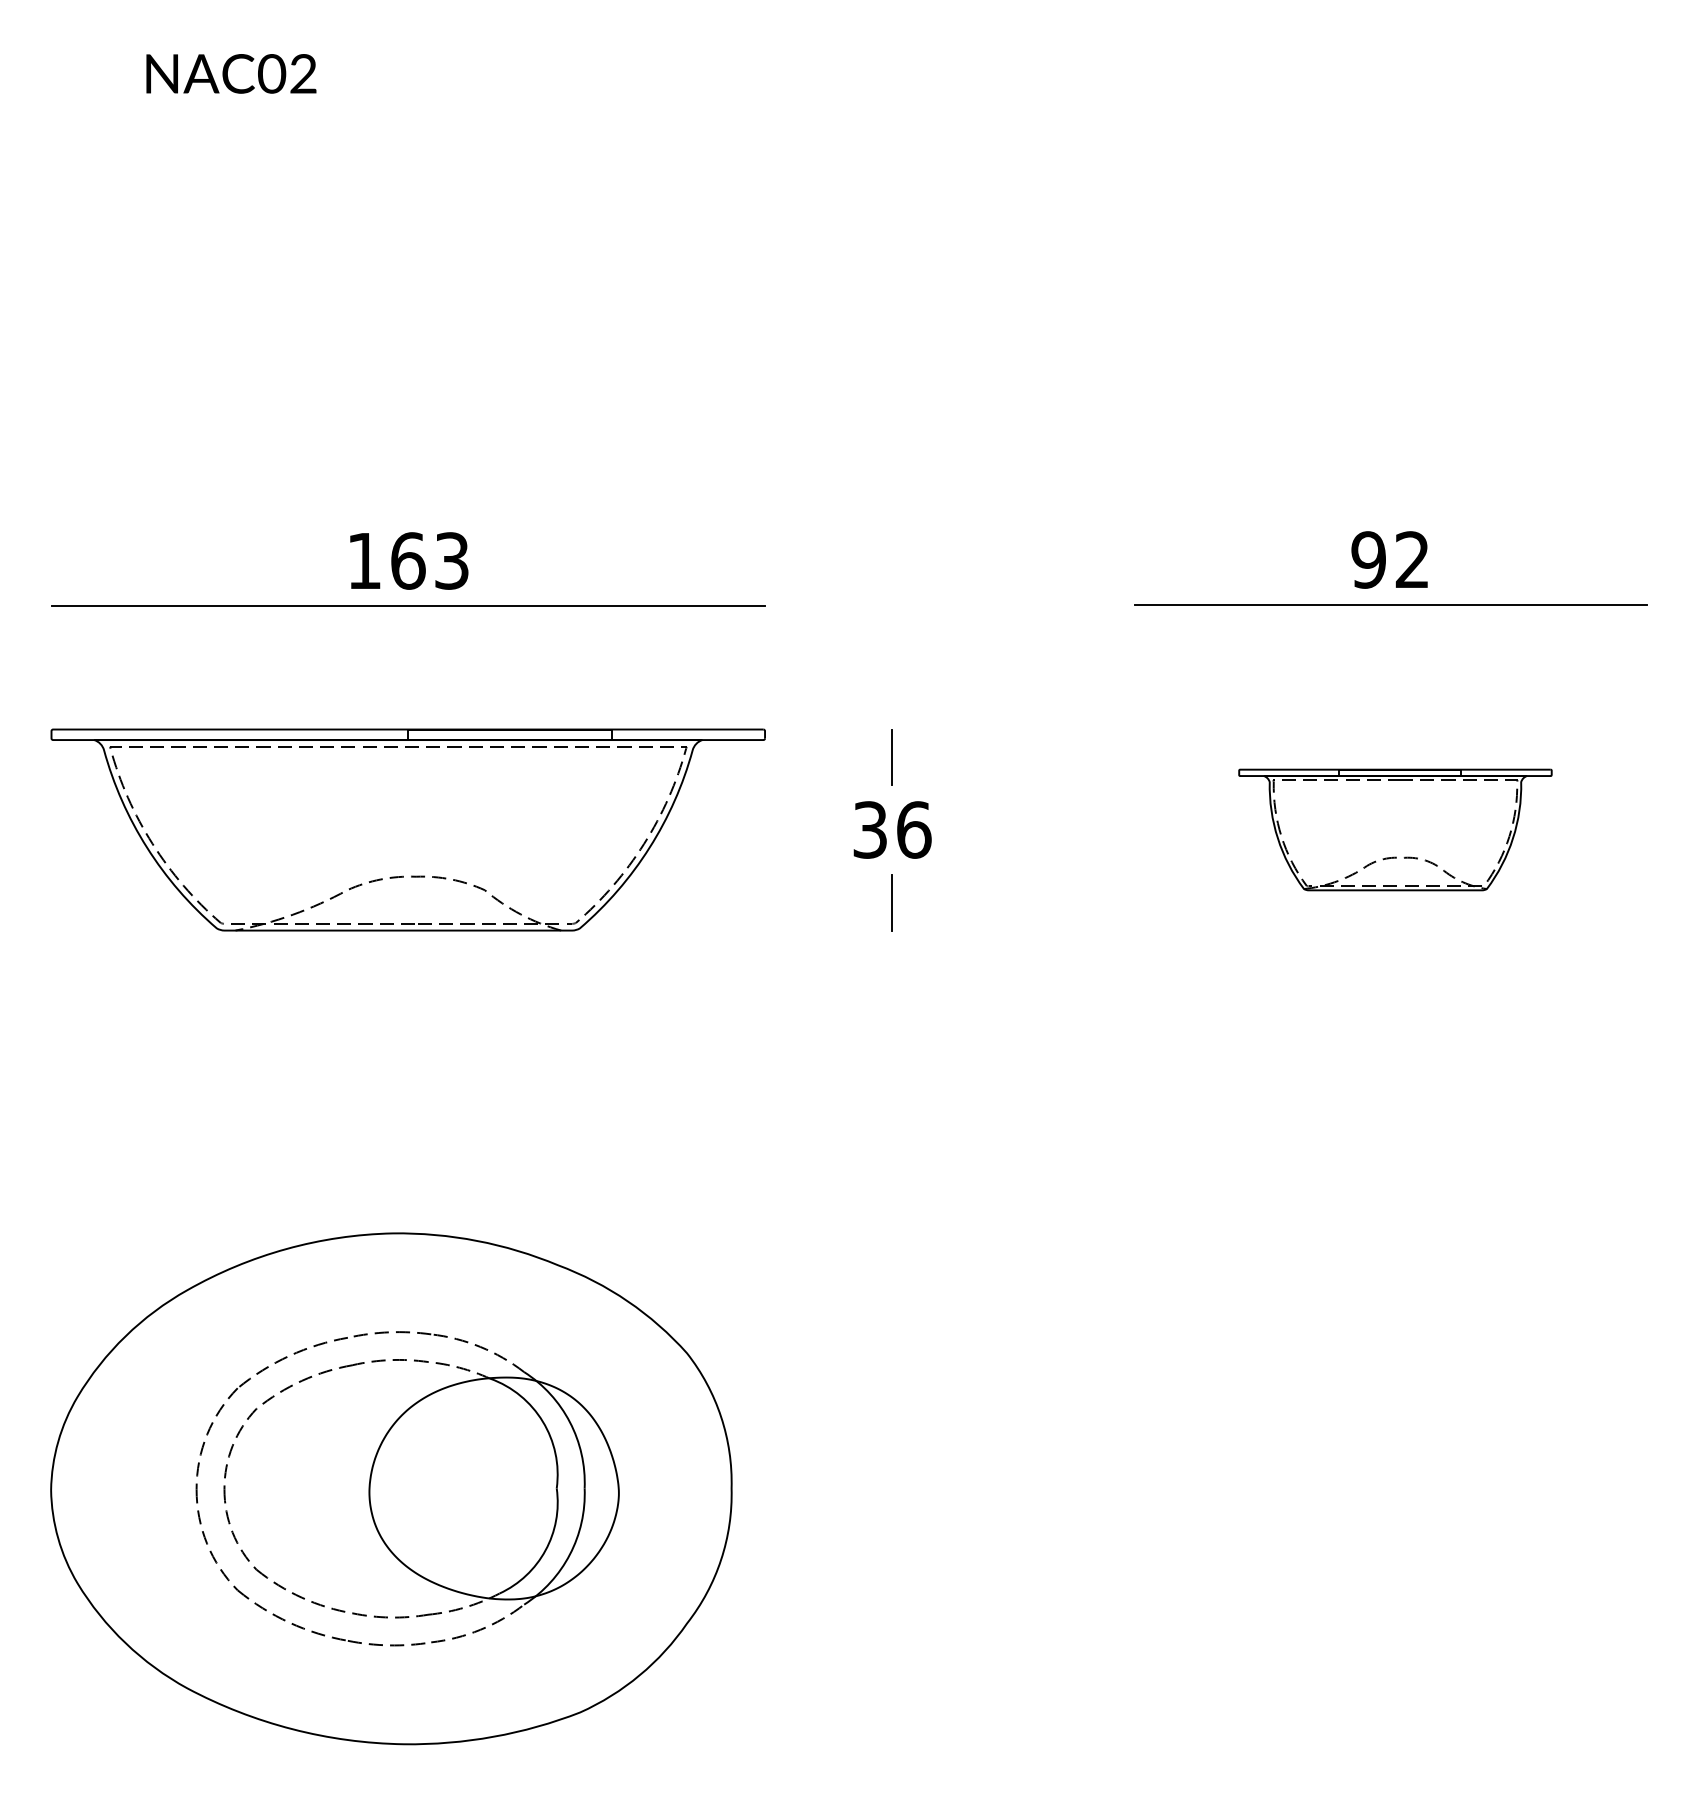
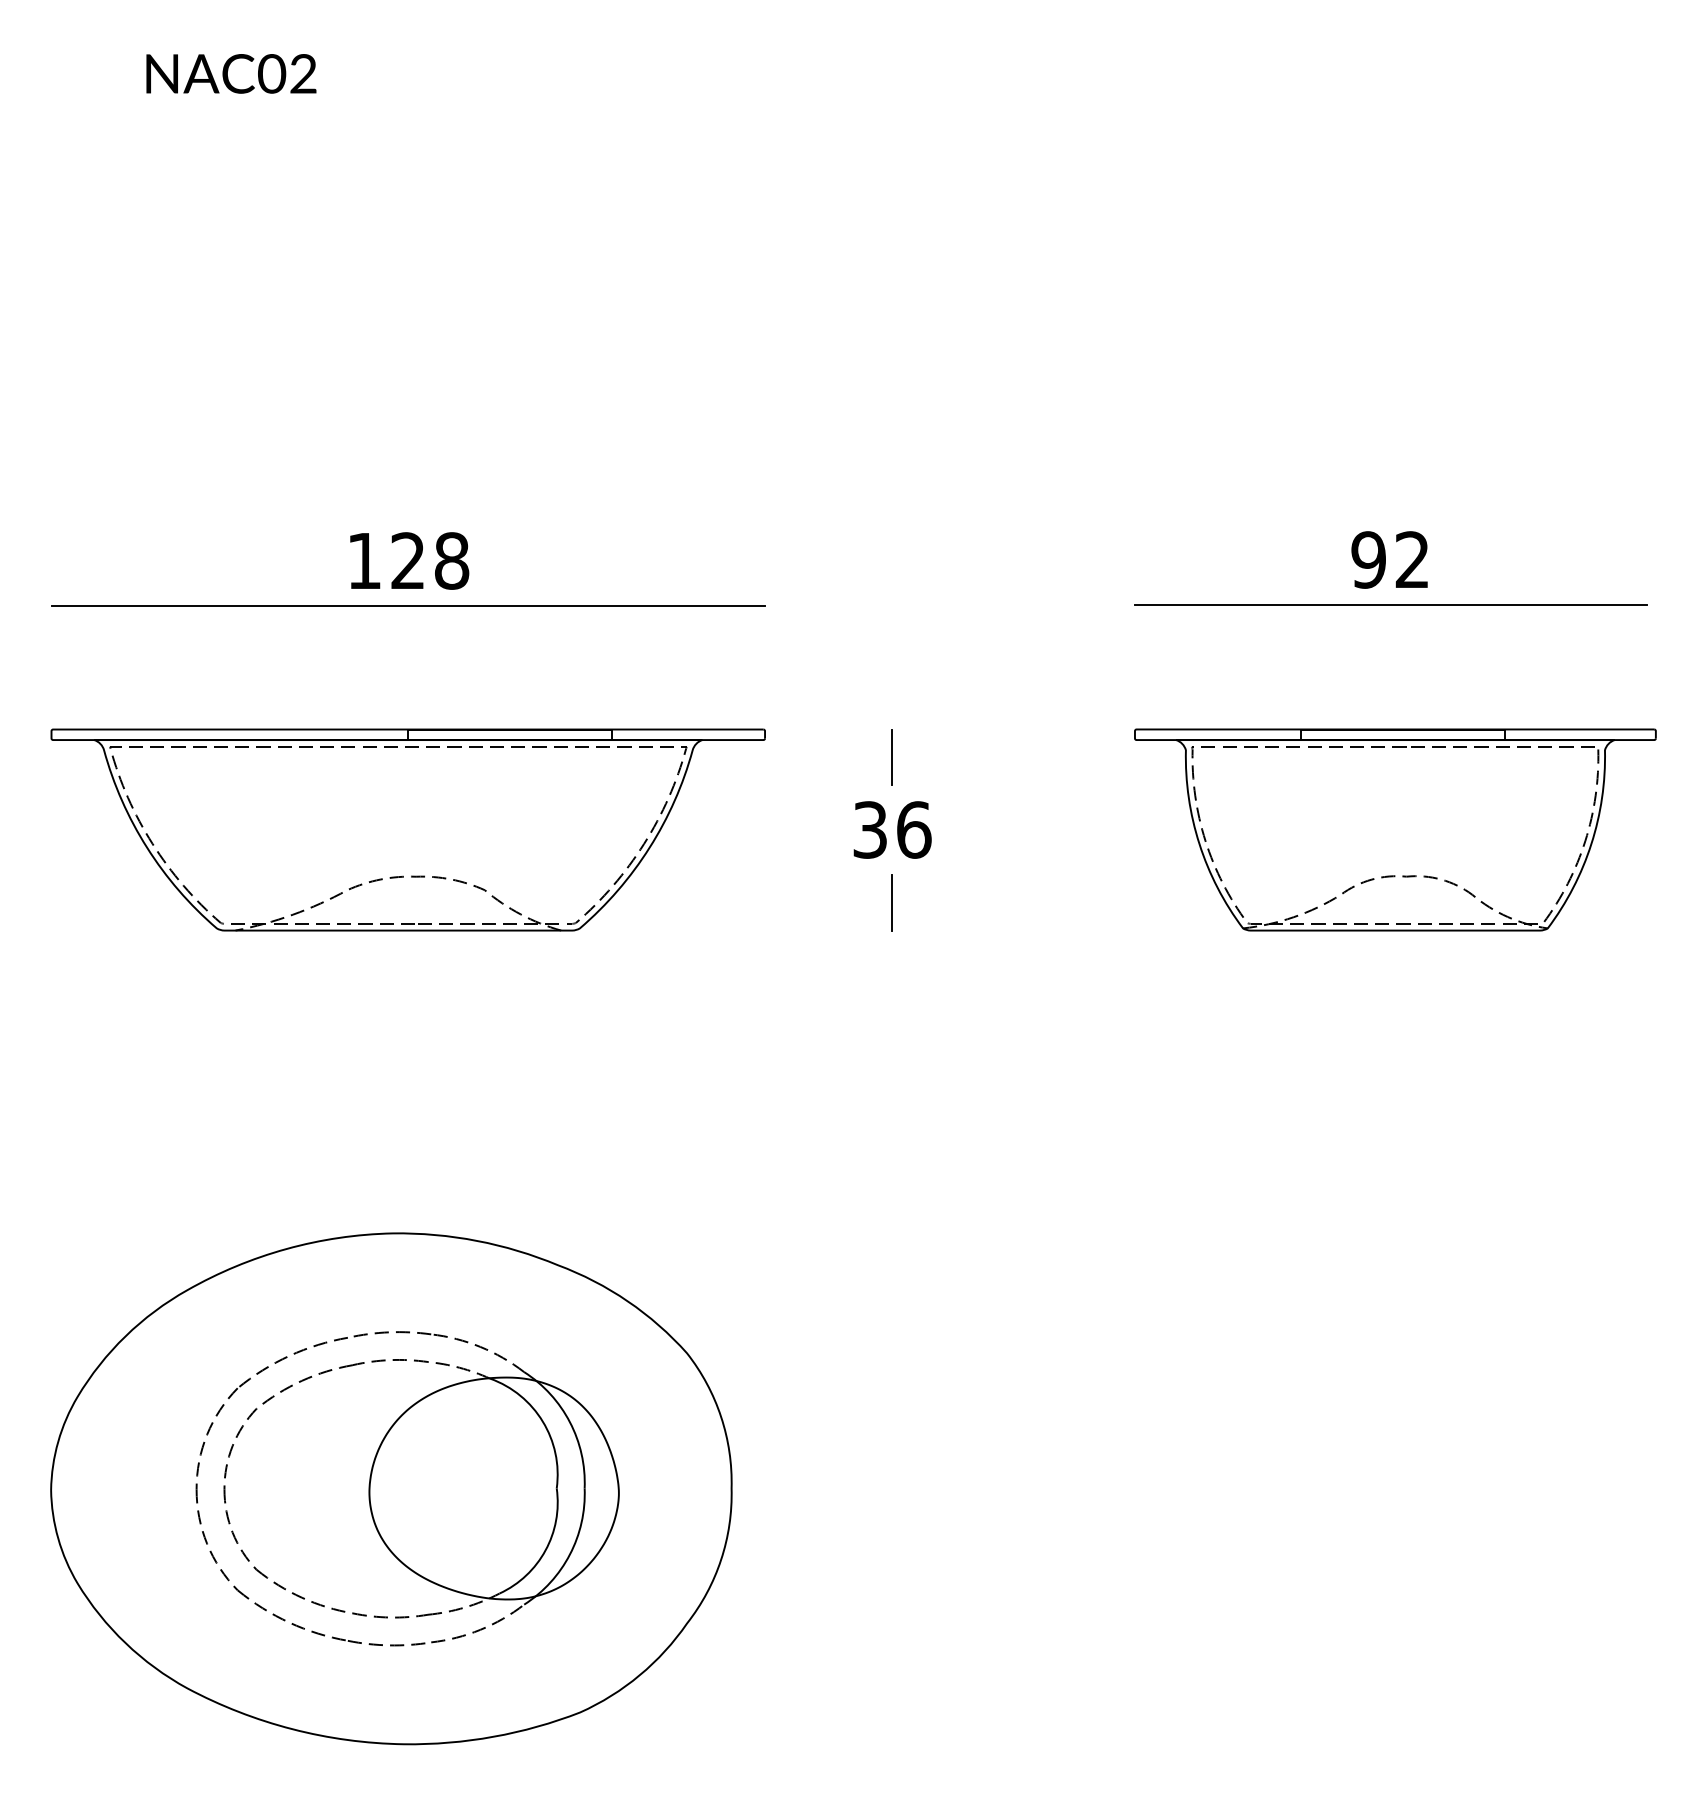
text: 163 -> 128 (430, 560)
part size: 315x124 px -> 523x204 px (1395, 829)
